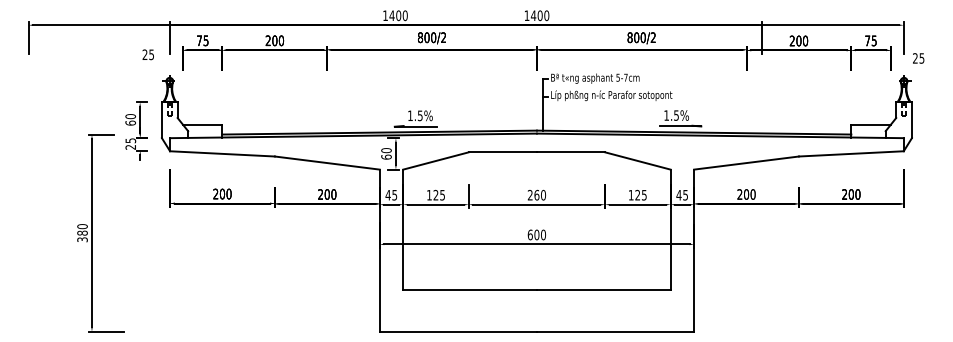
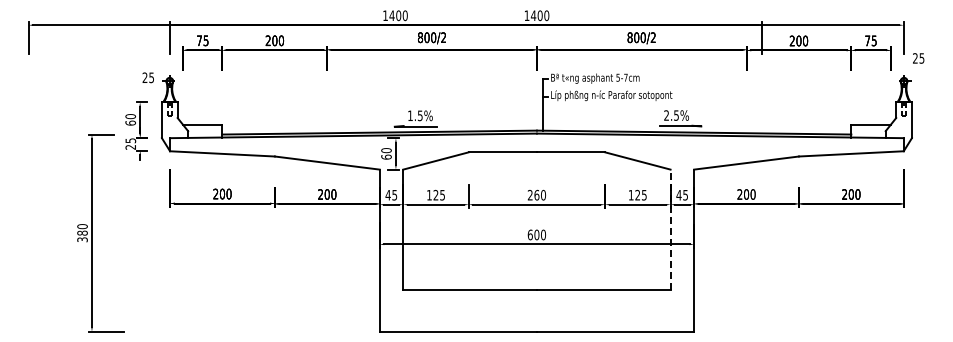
text position: (147, 54) -> (147, 77) (147, 77)
text: 1.5% -> 2.5% (666, 115)
line: solid -> dashed (670, 229)
